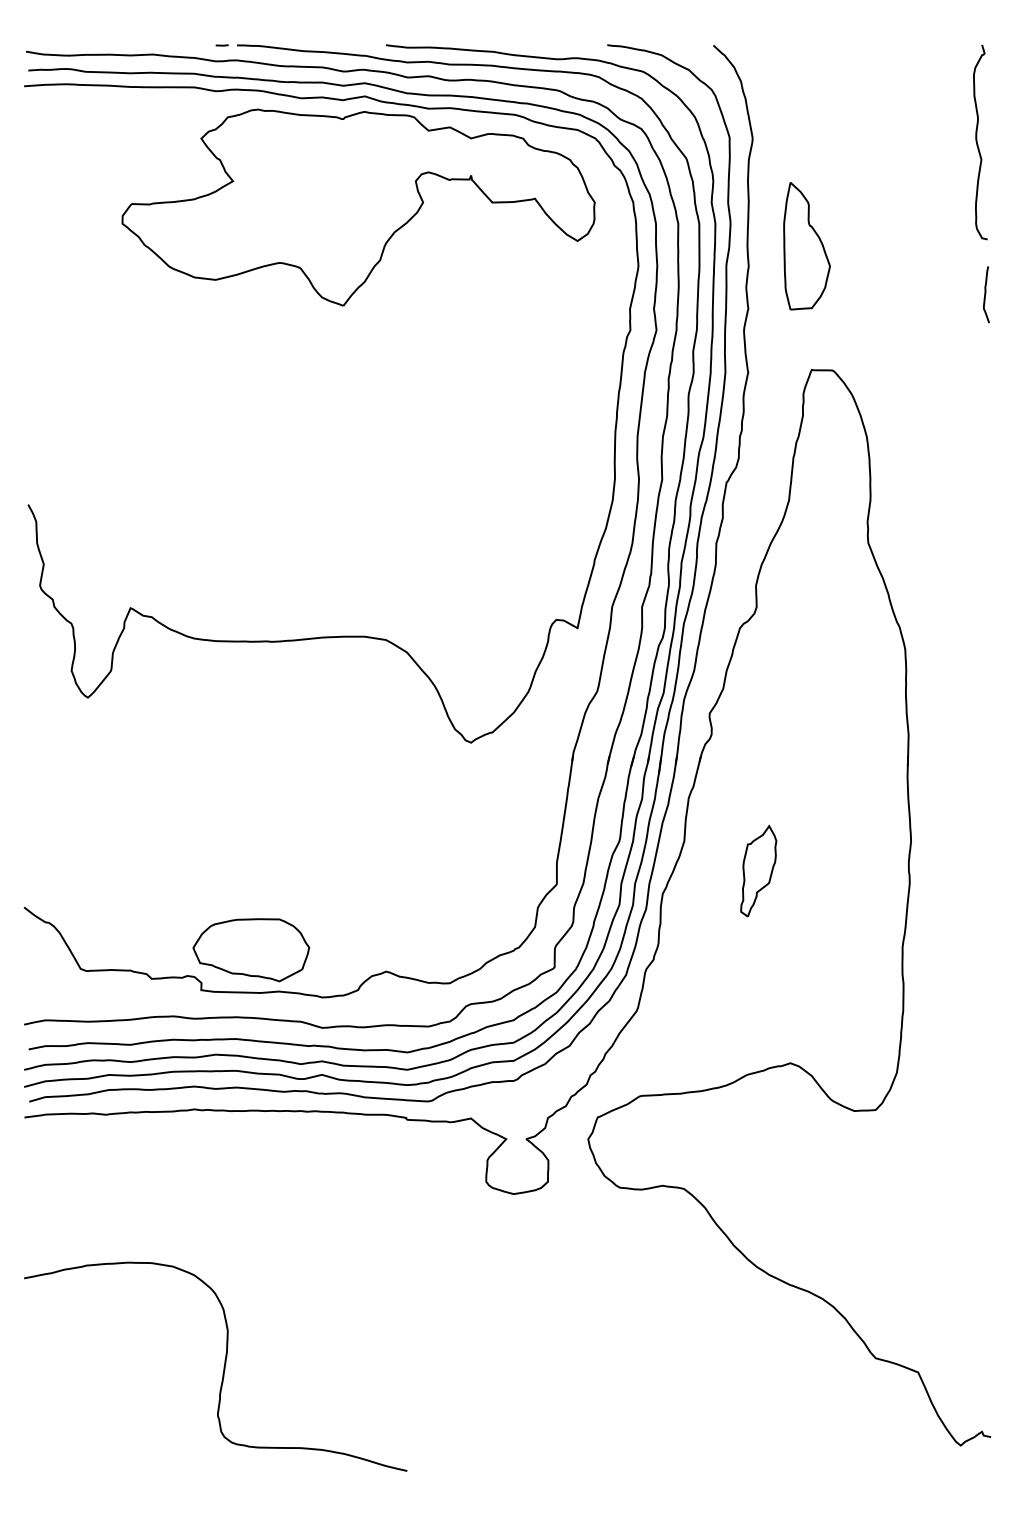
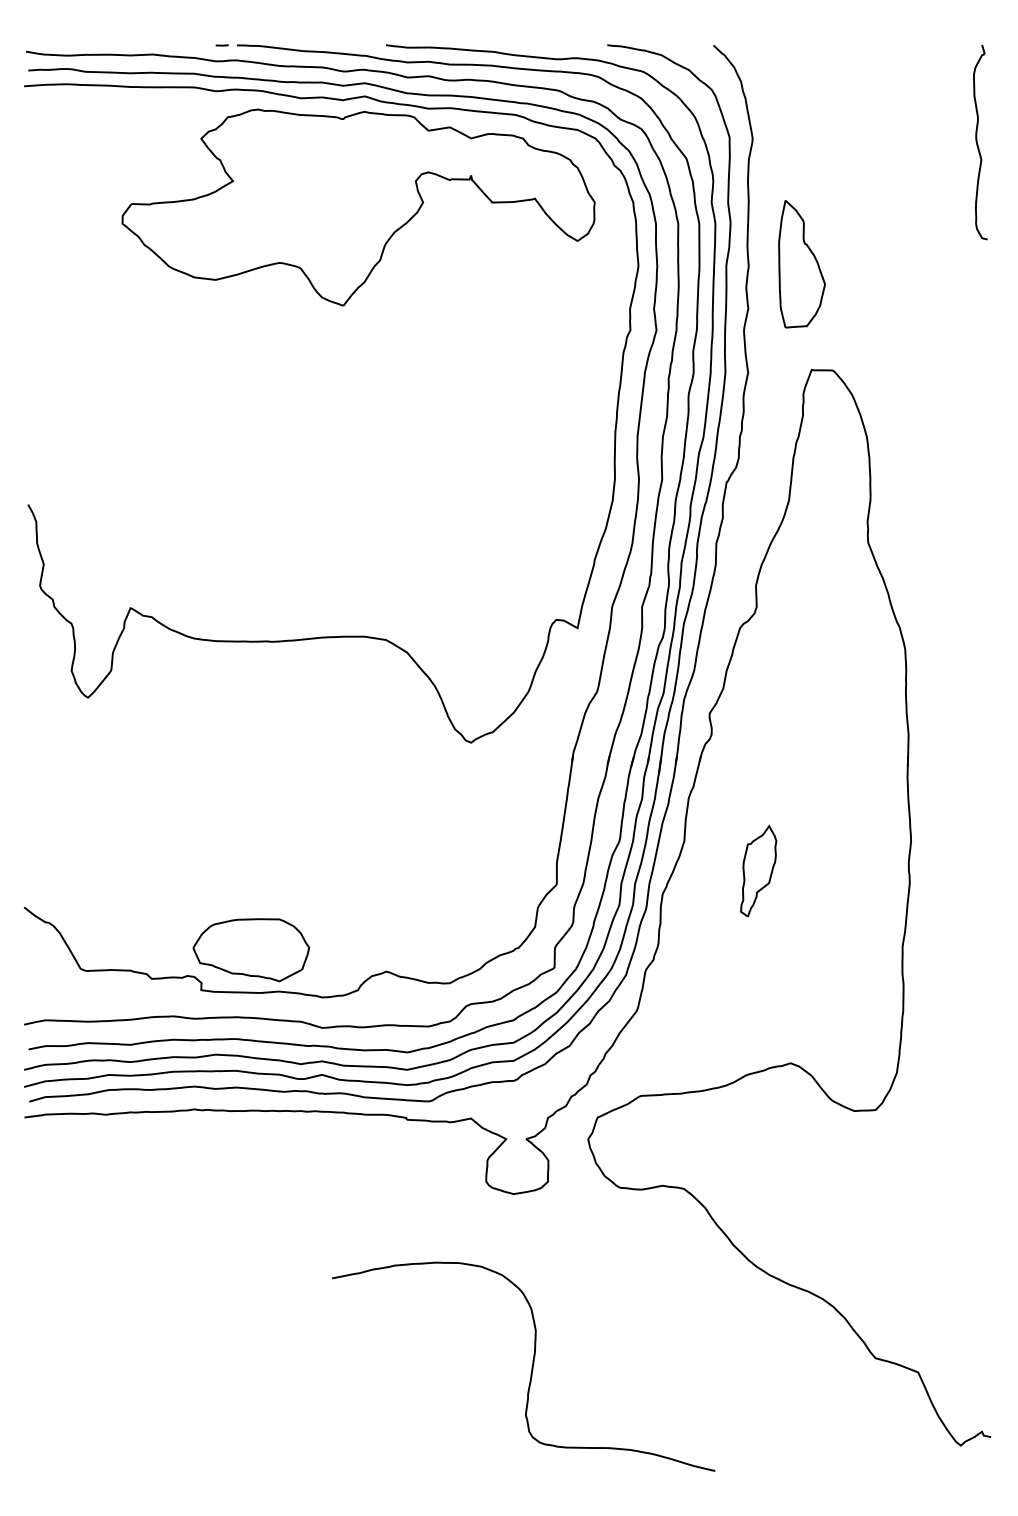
part position: (806, 246) -> (801, 264) (801, 264)
curve: present -> none (985, 294)
curve position: (223, 1366) -> (531, 1366) (531, 1366)
